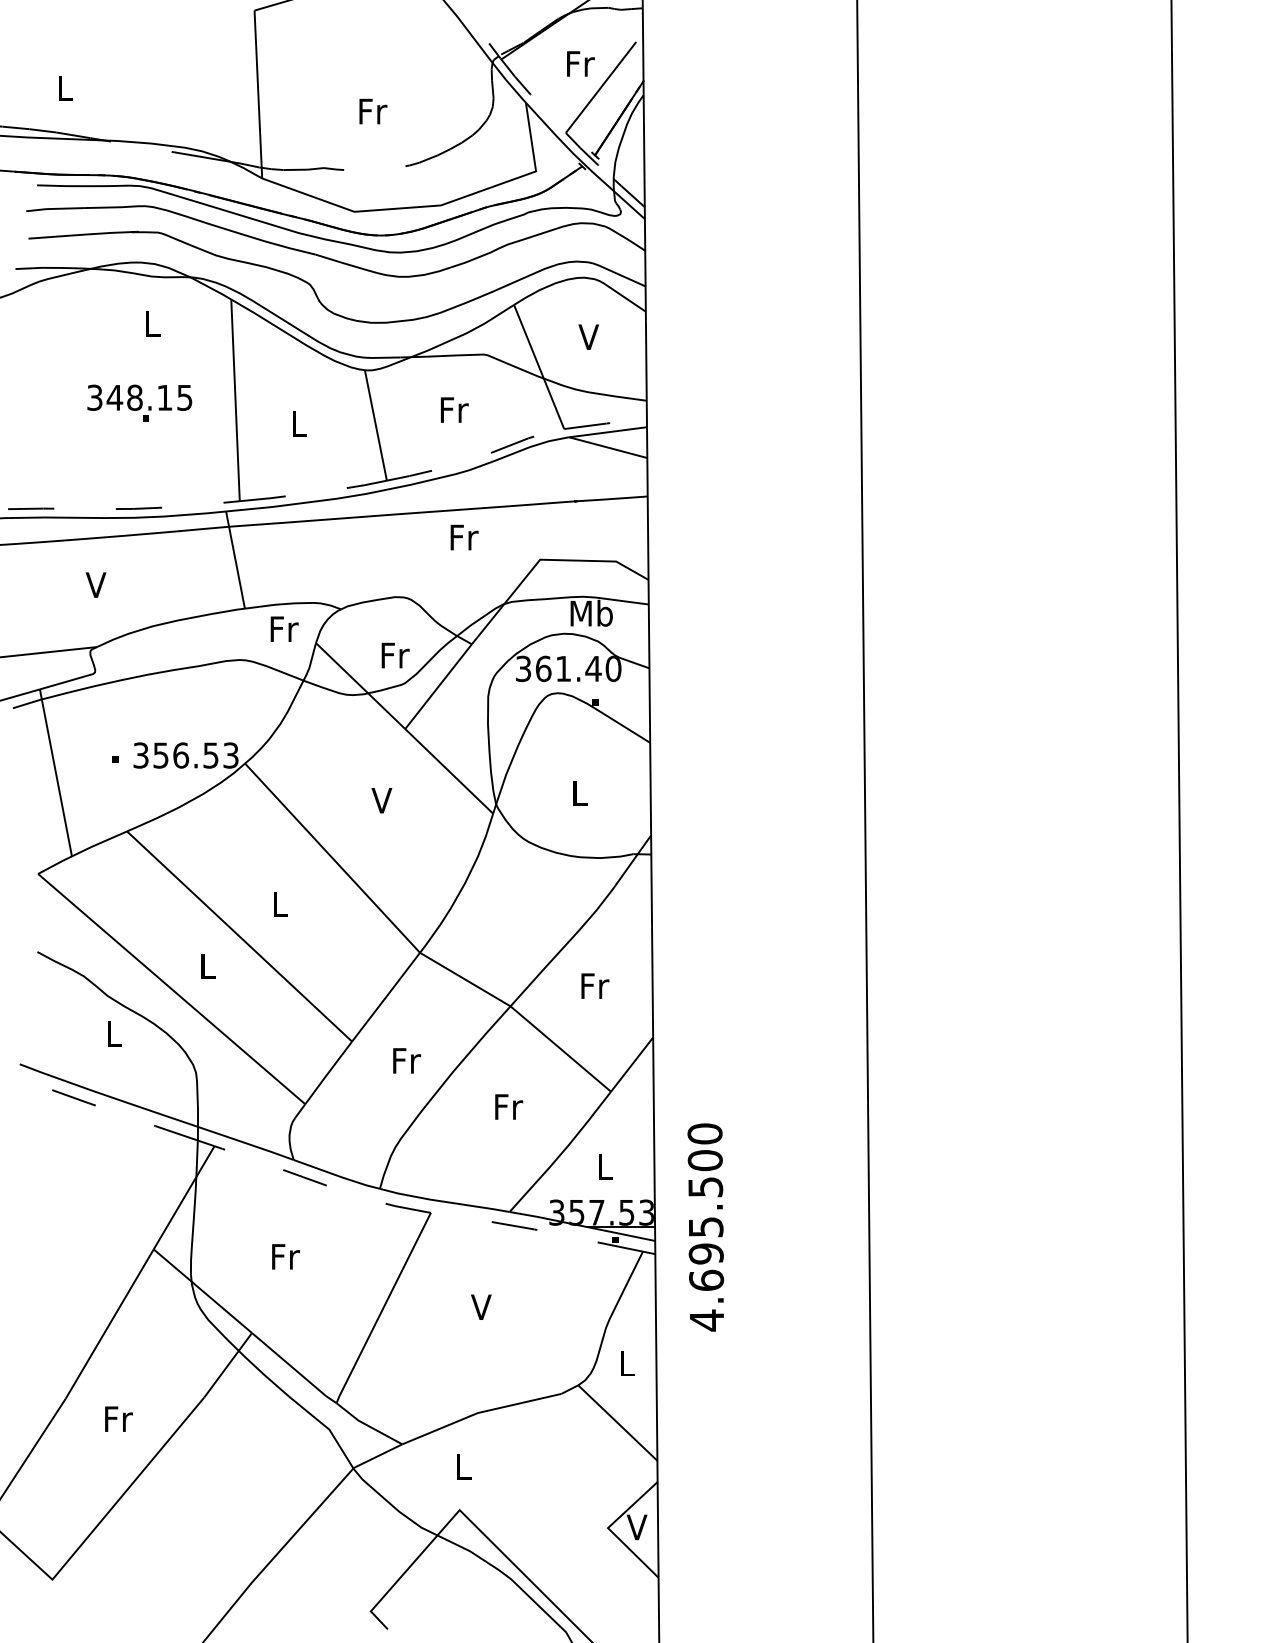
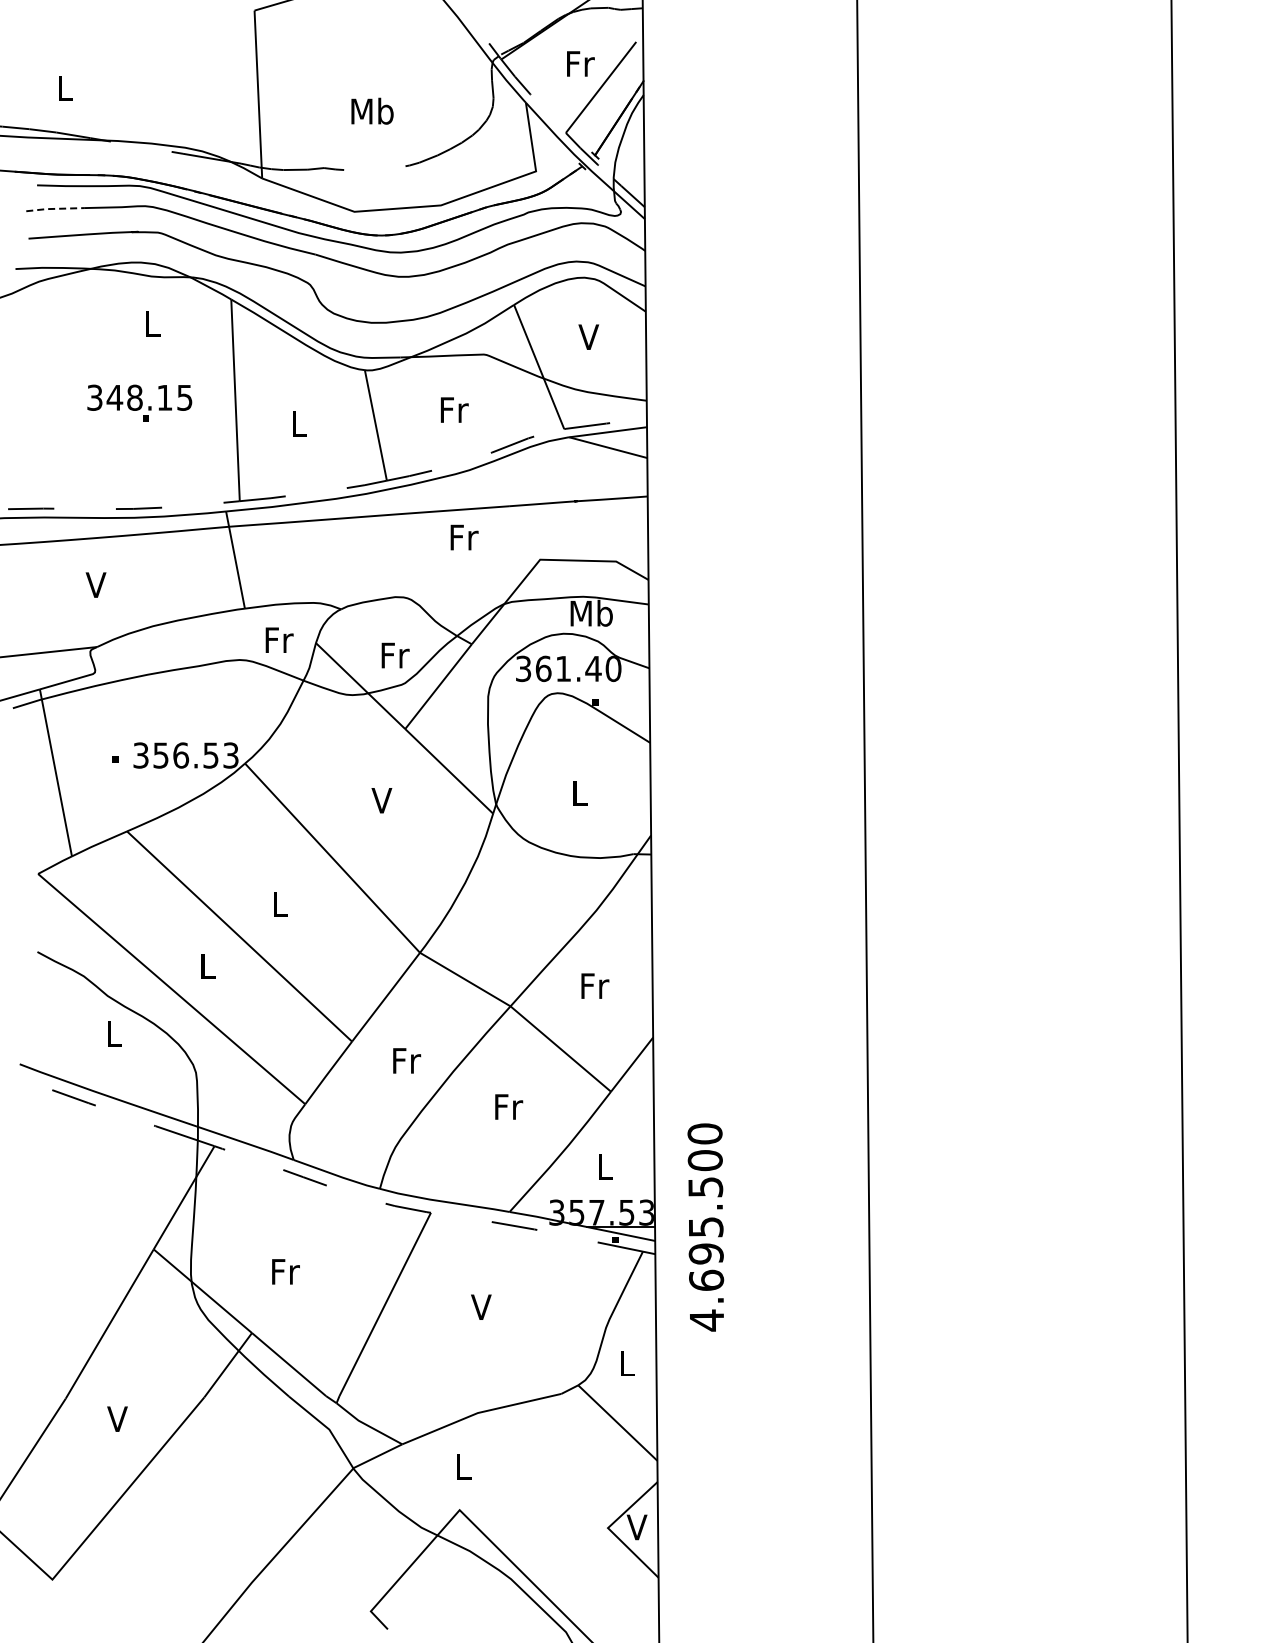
text: Fr -> Mb (372, 110)
line: solid -> dashed (54, 208)
text position: (284, 628) -> (279, 639) (279, 639)
text position: (285, 1256) -> (285, 1271) (285, 1271)
text: Fr -> V (118, 1418)
